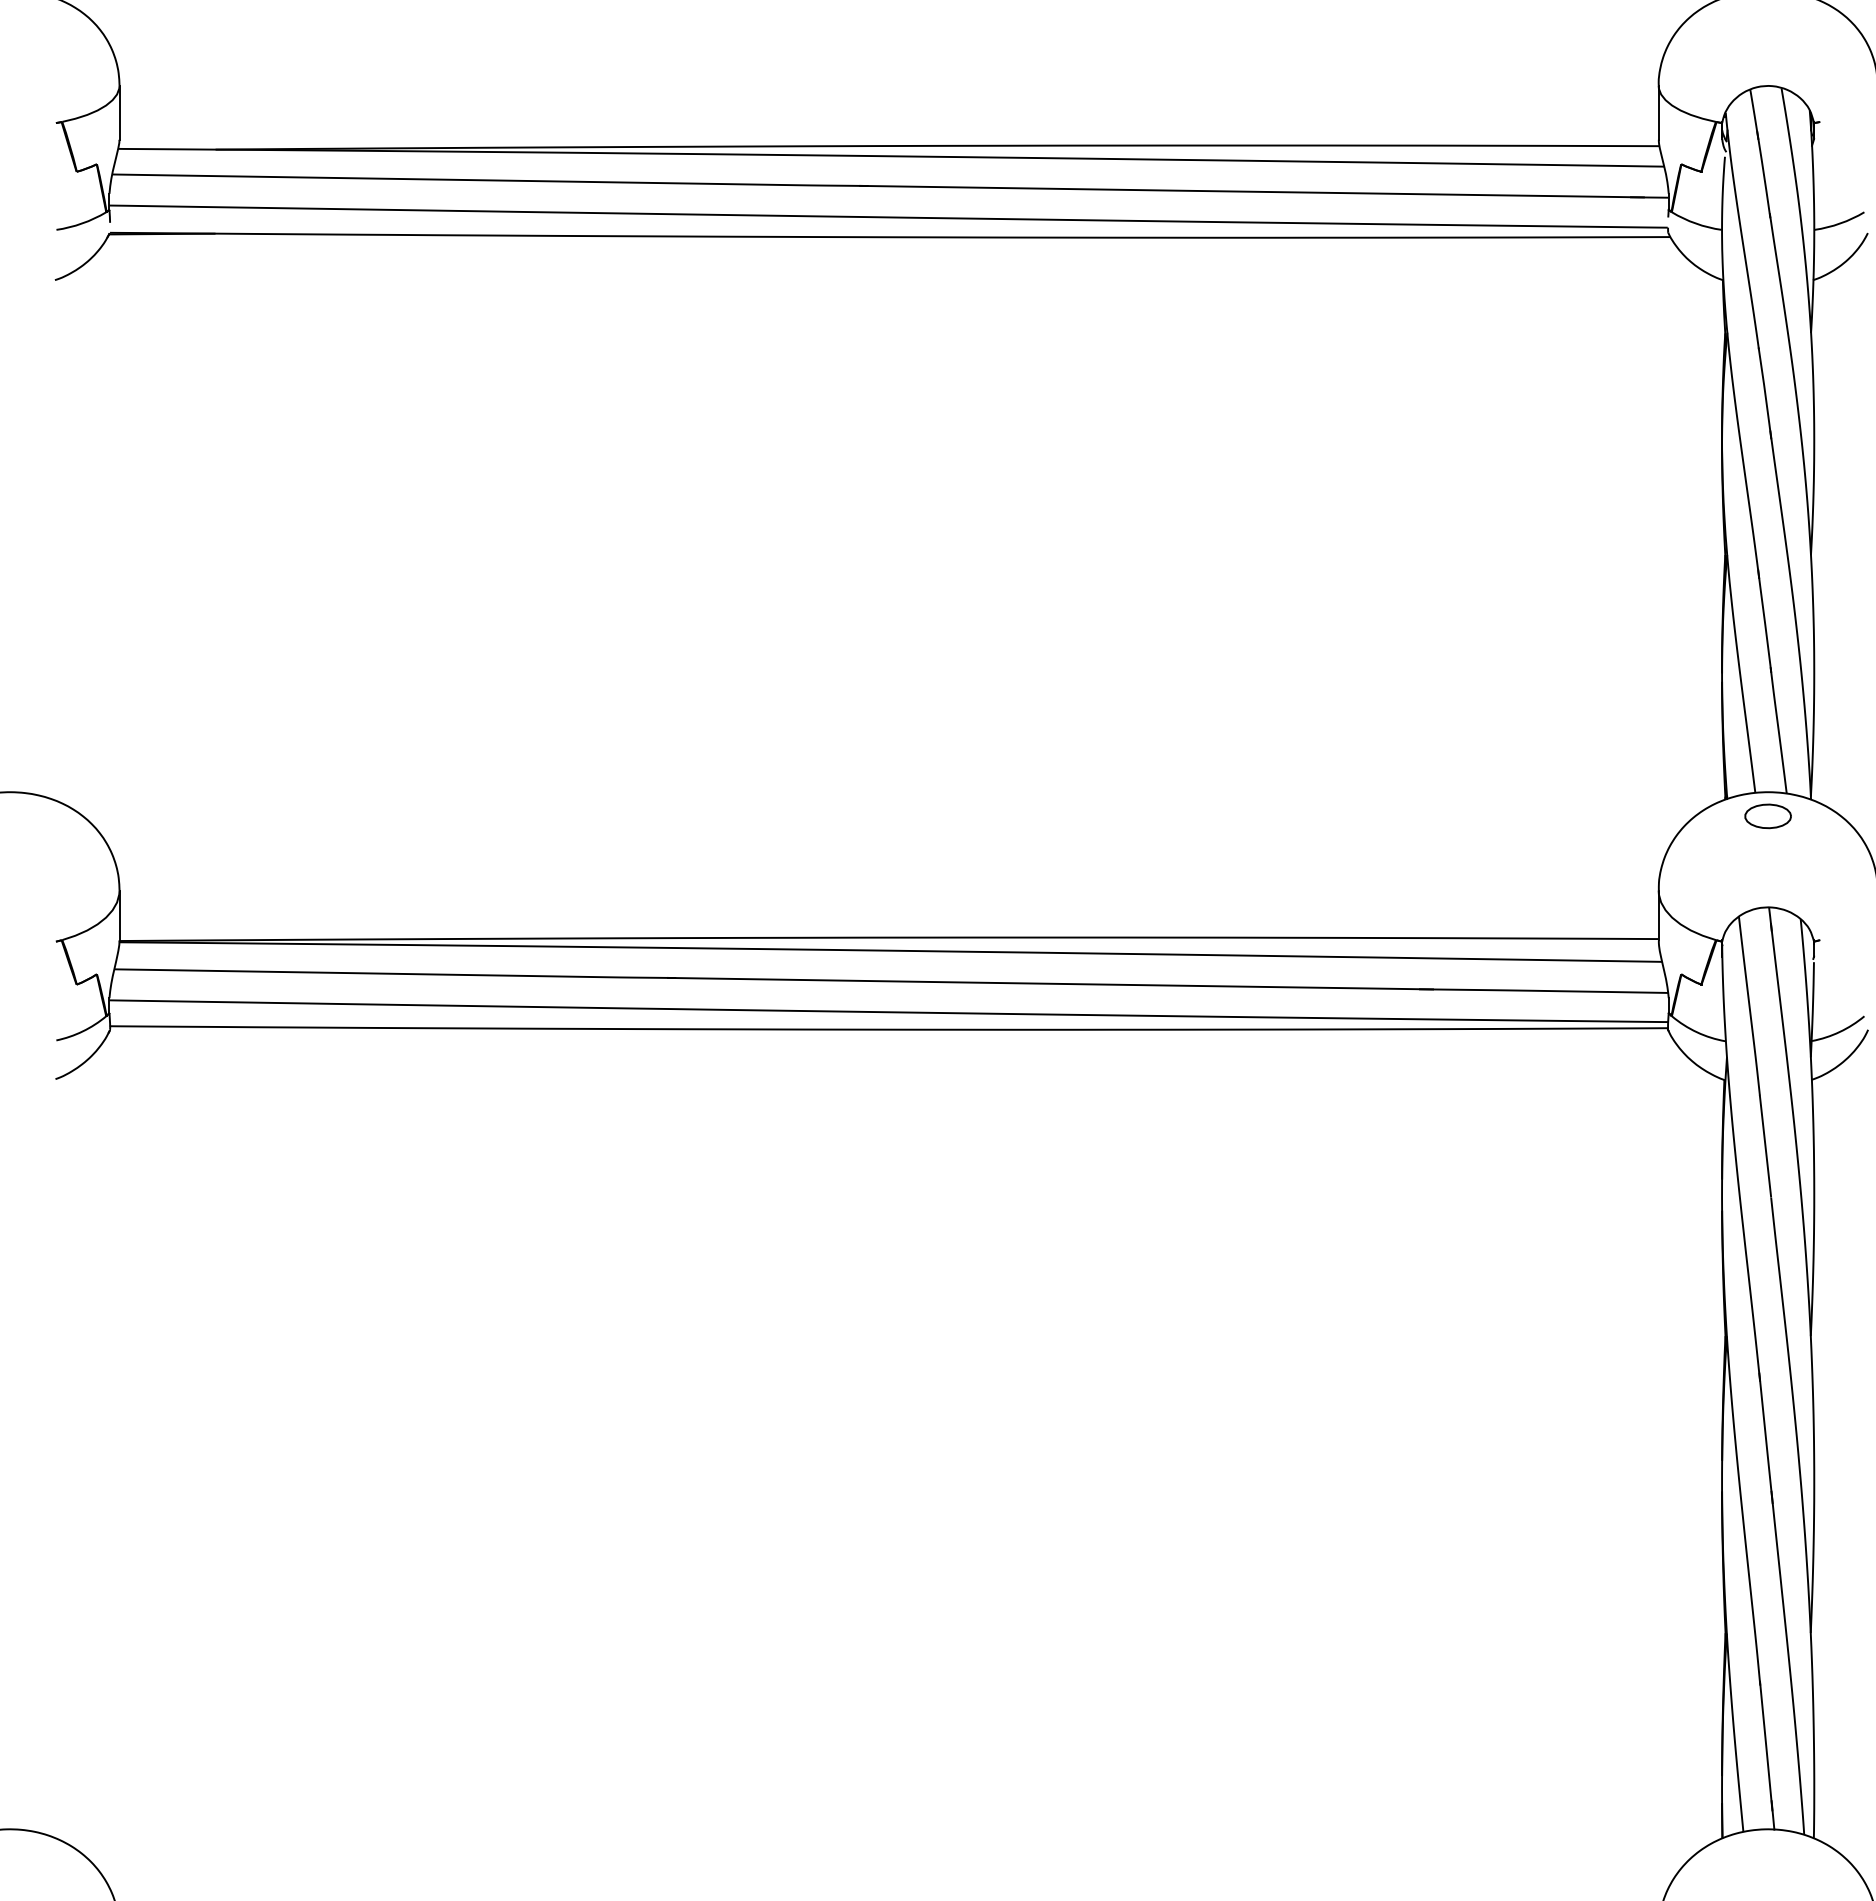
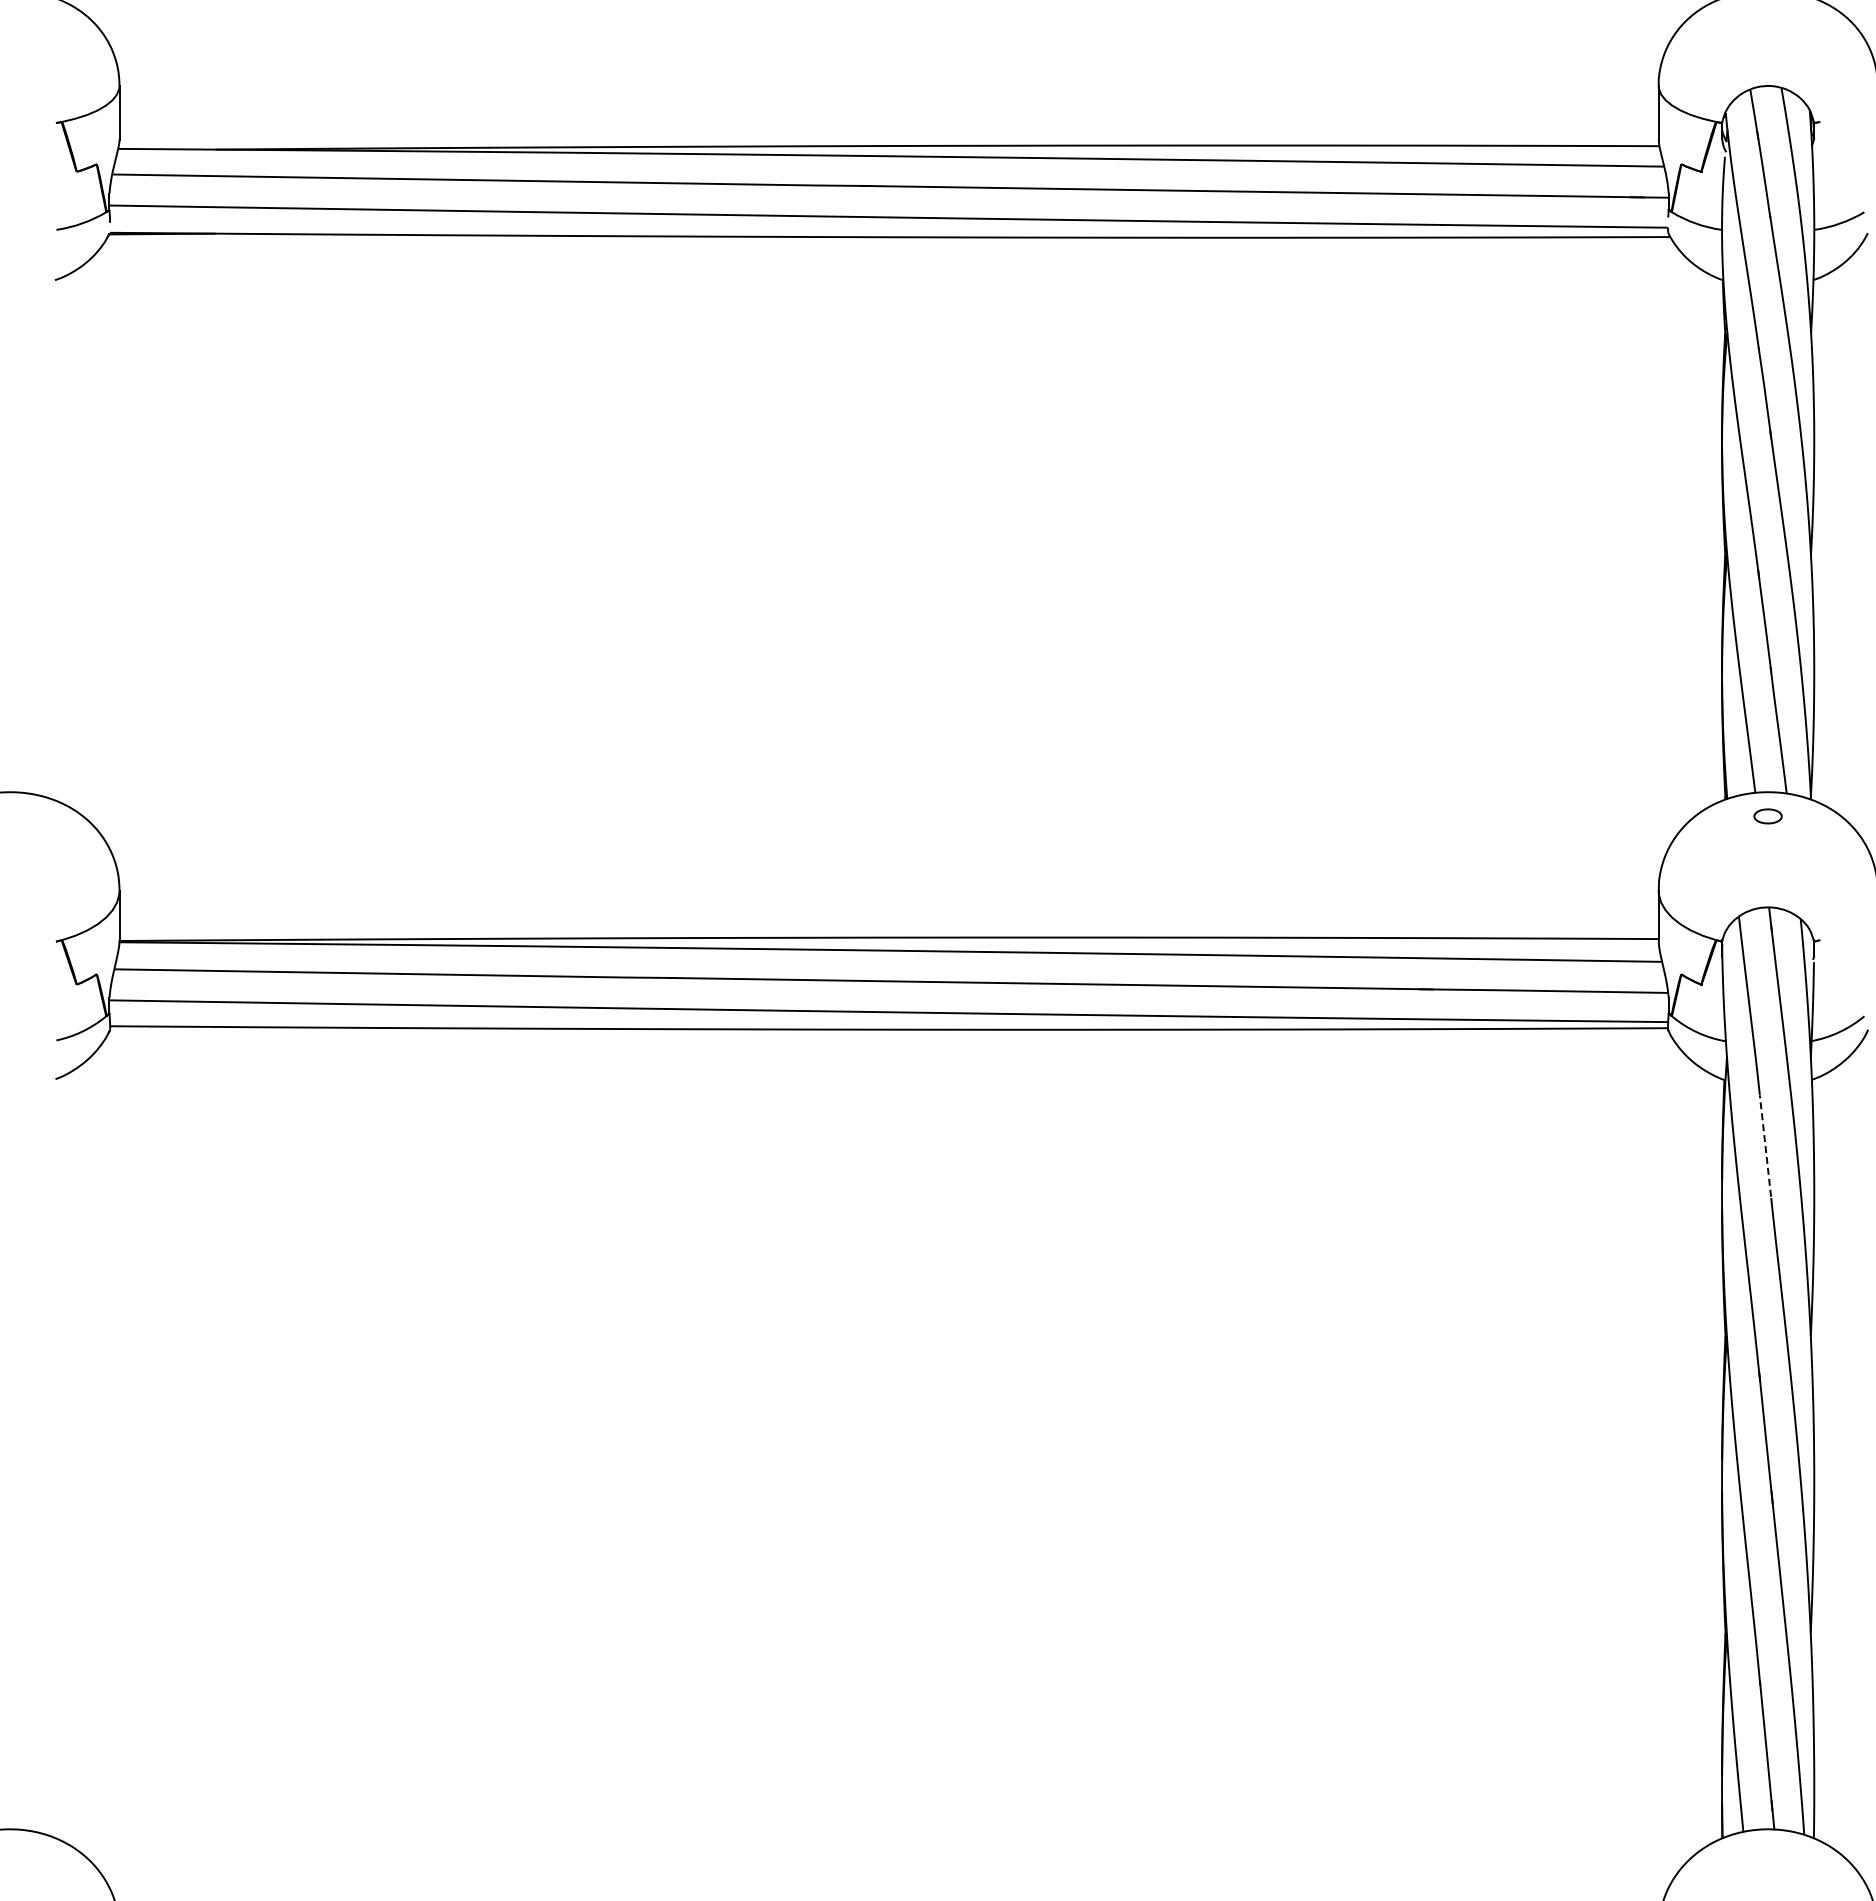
part size: 48x27 px -> 30x17 px (1767, 816)
line: solid -> dashed (1765, 1146)
